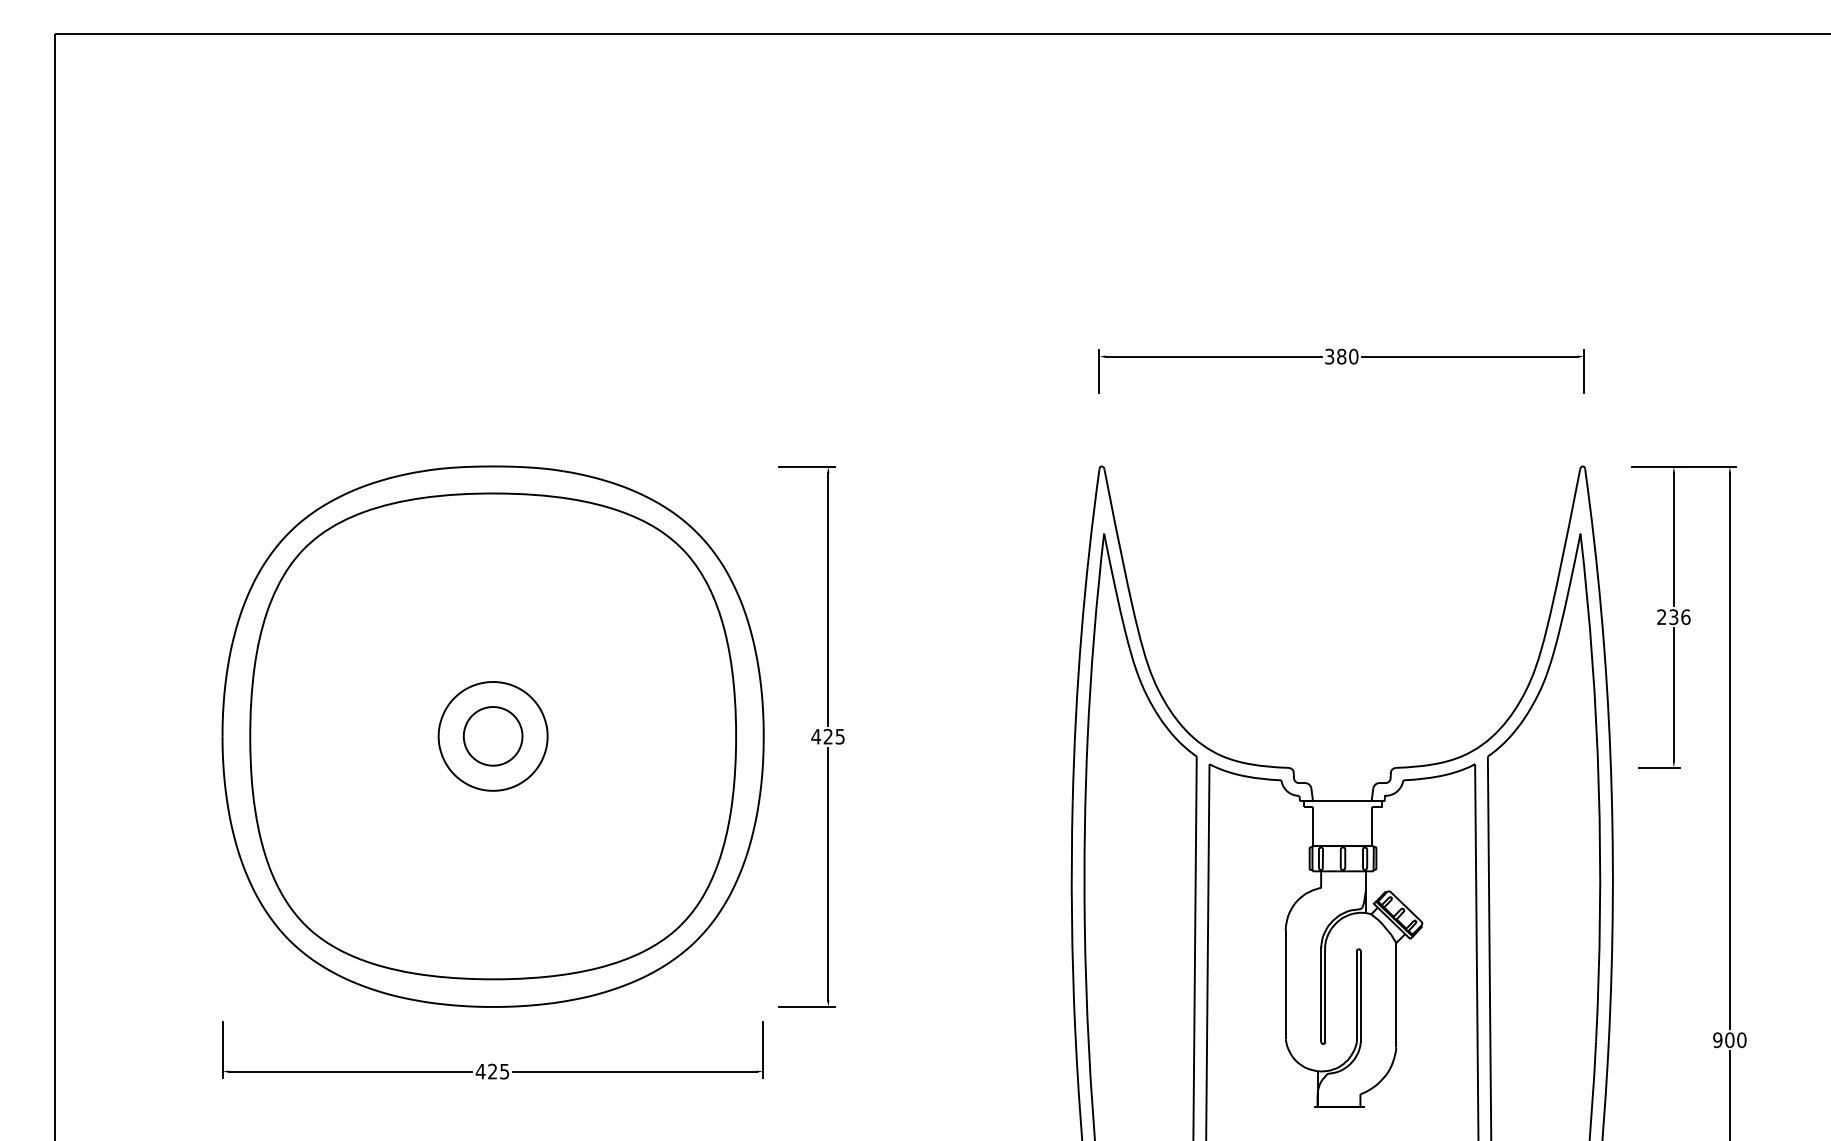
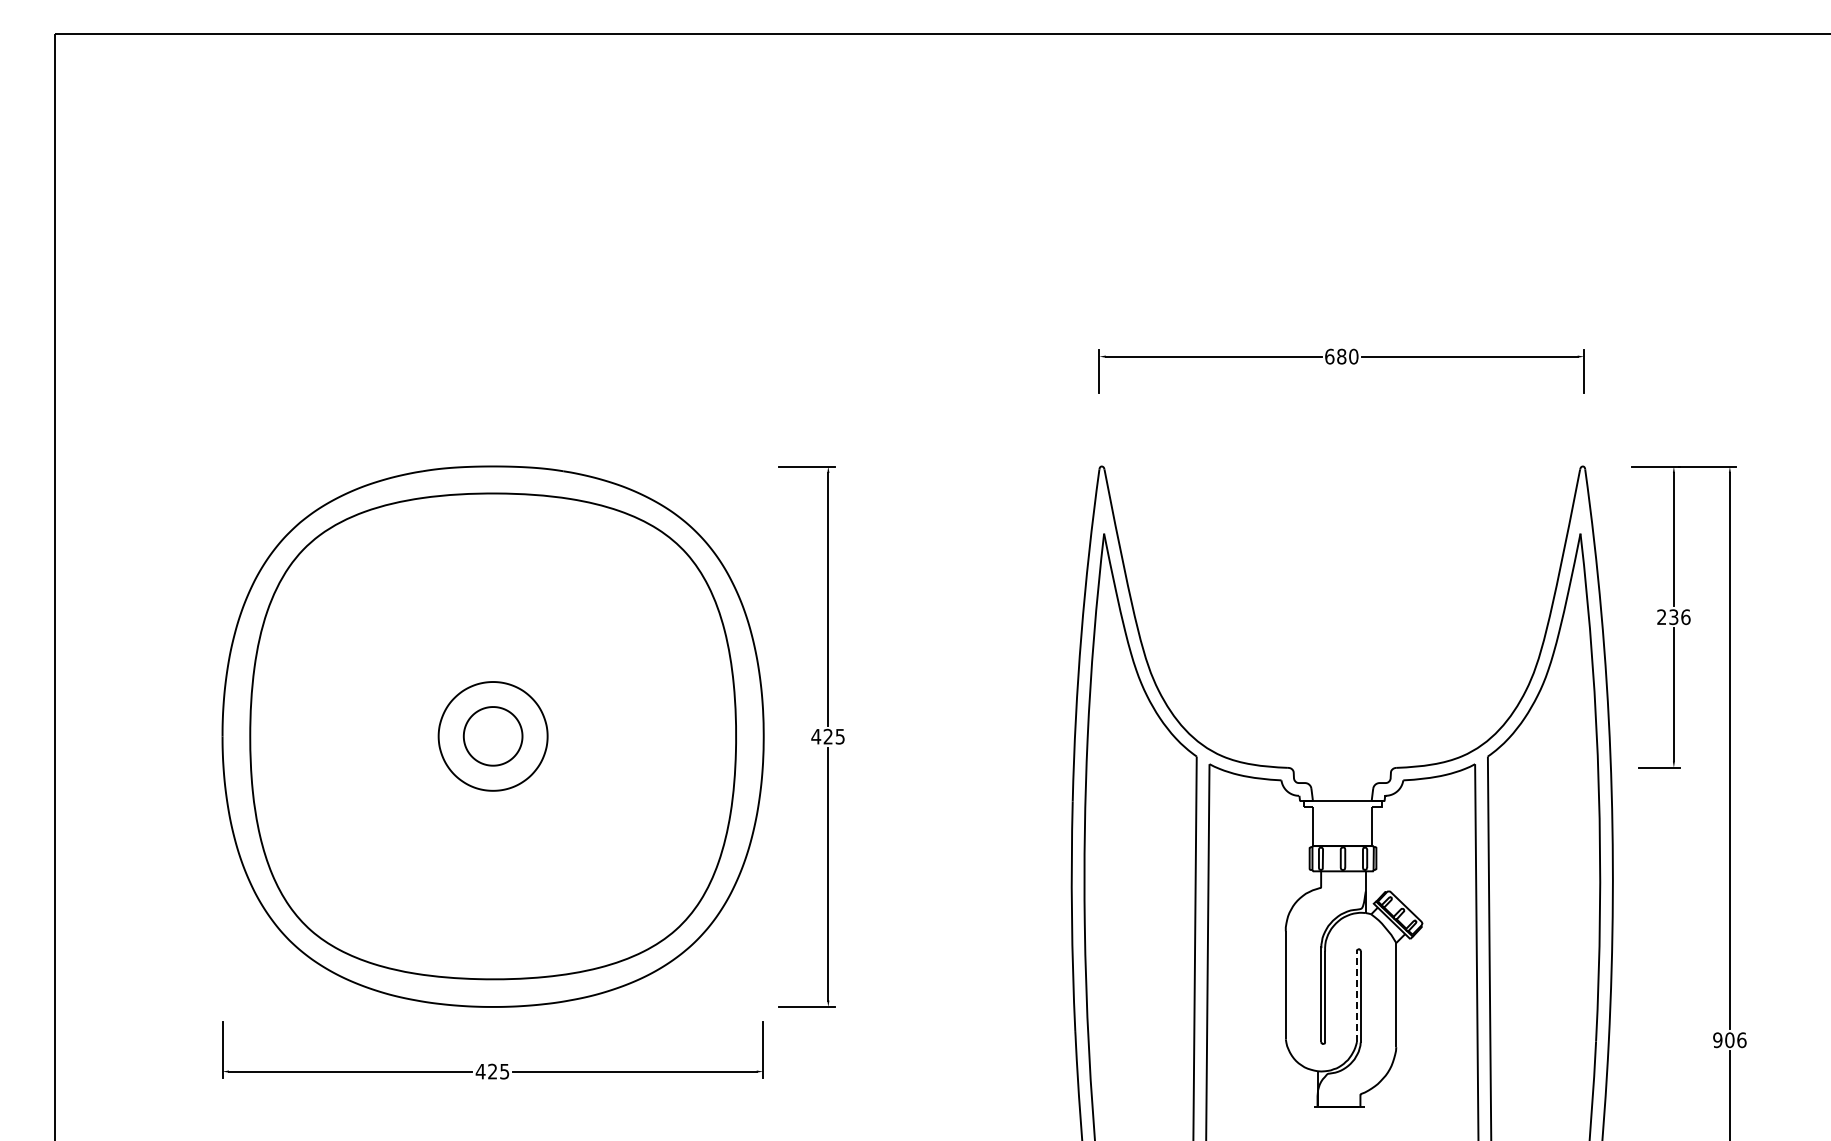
text: 380 -> 680 (1329, 356)
line: solid -> dashed (1356, 996)
text: 900 -> 906 (1741, 1039)
